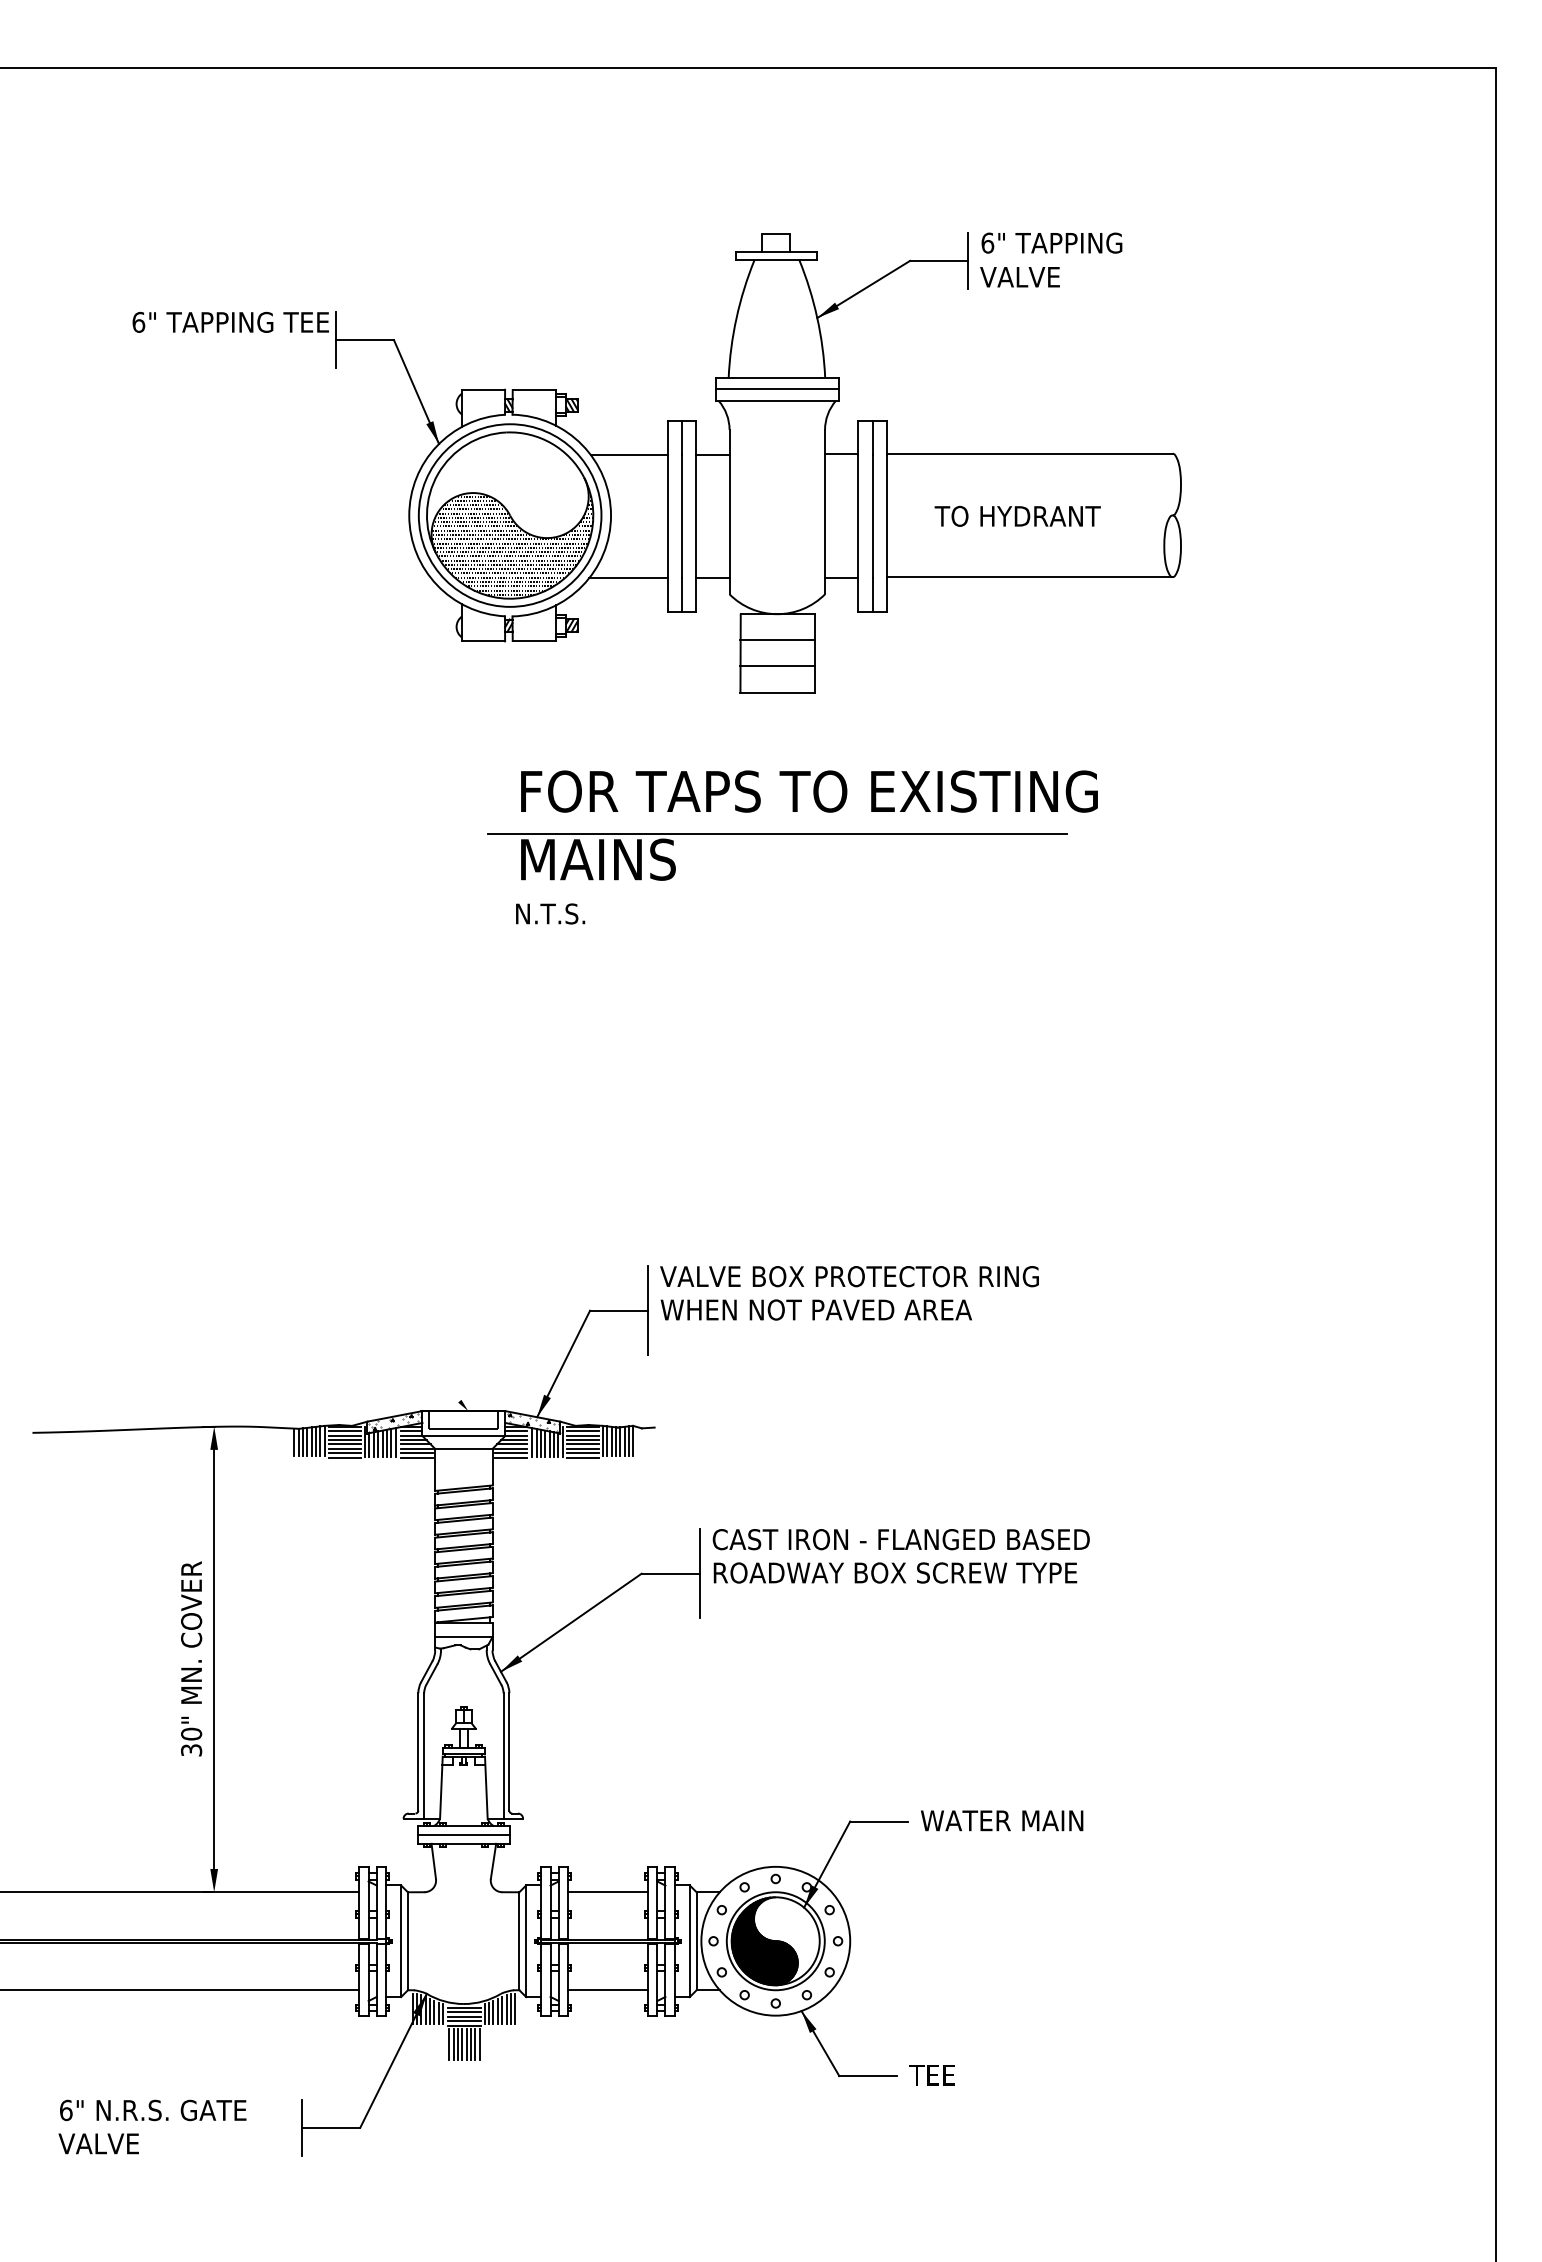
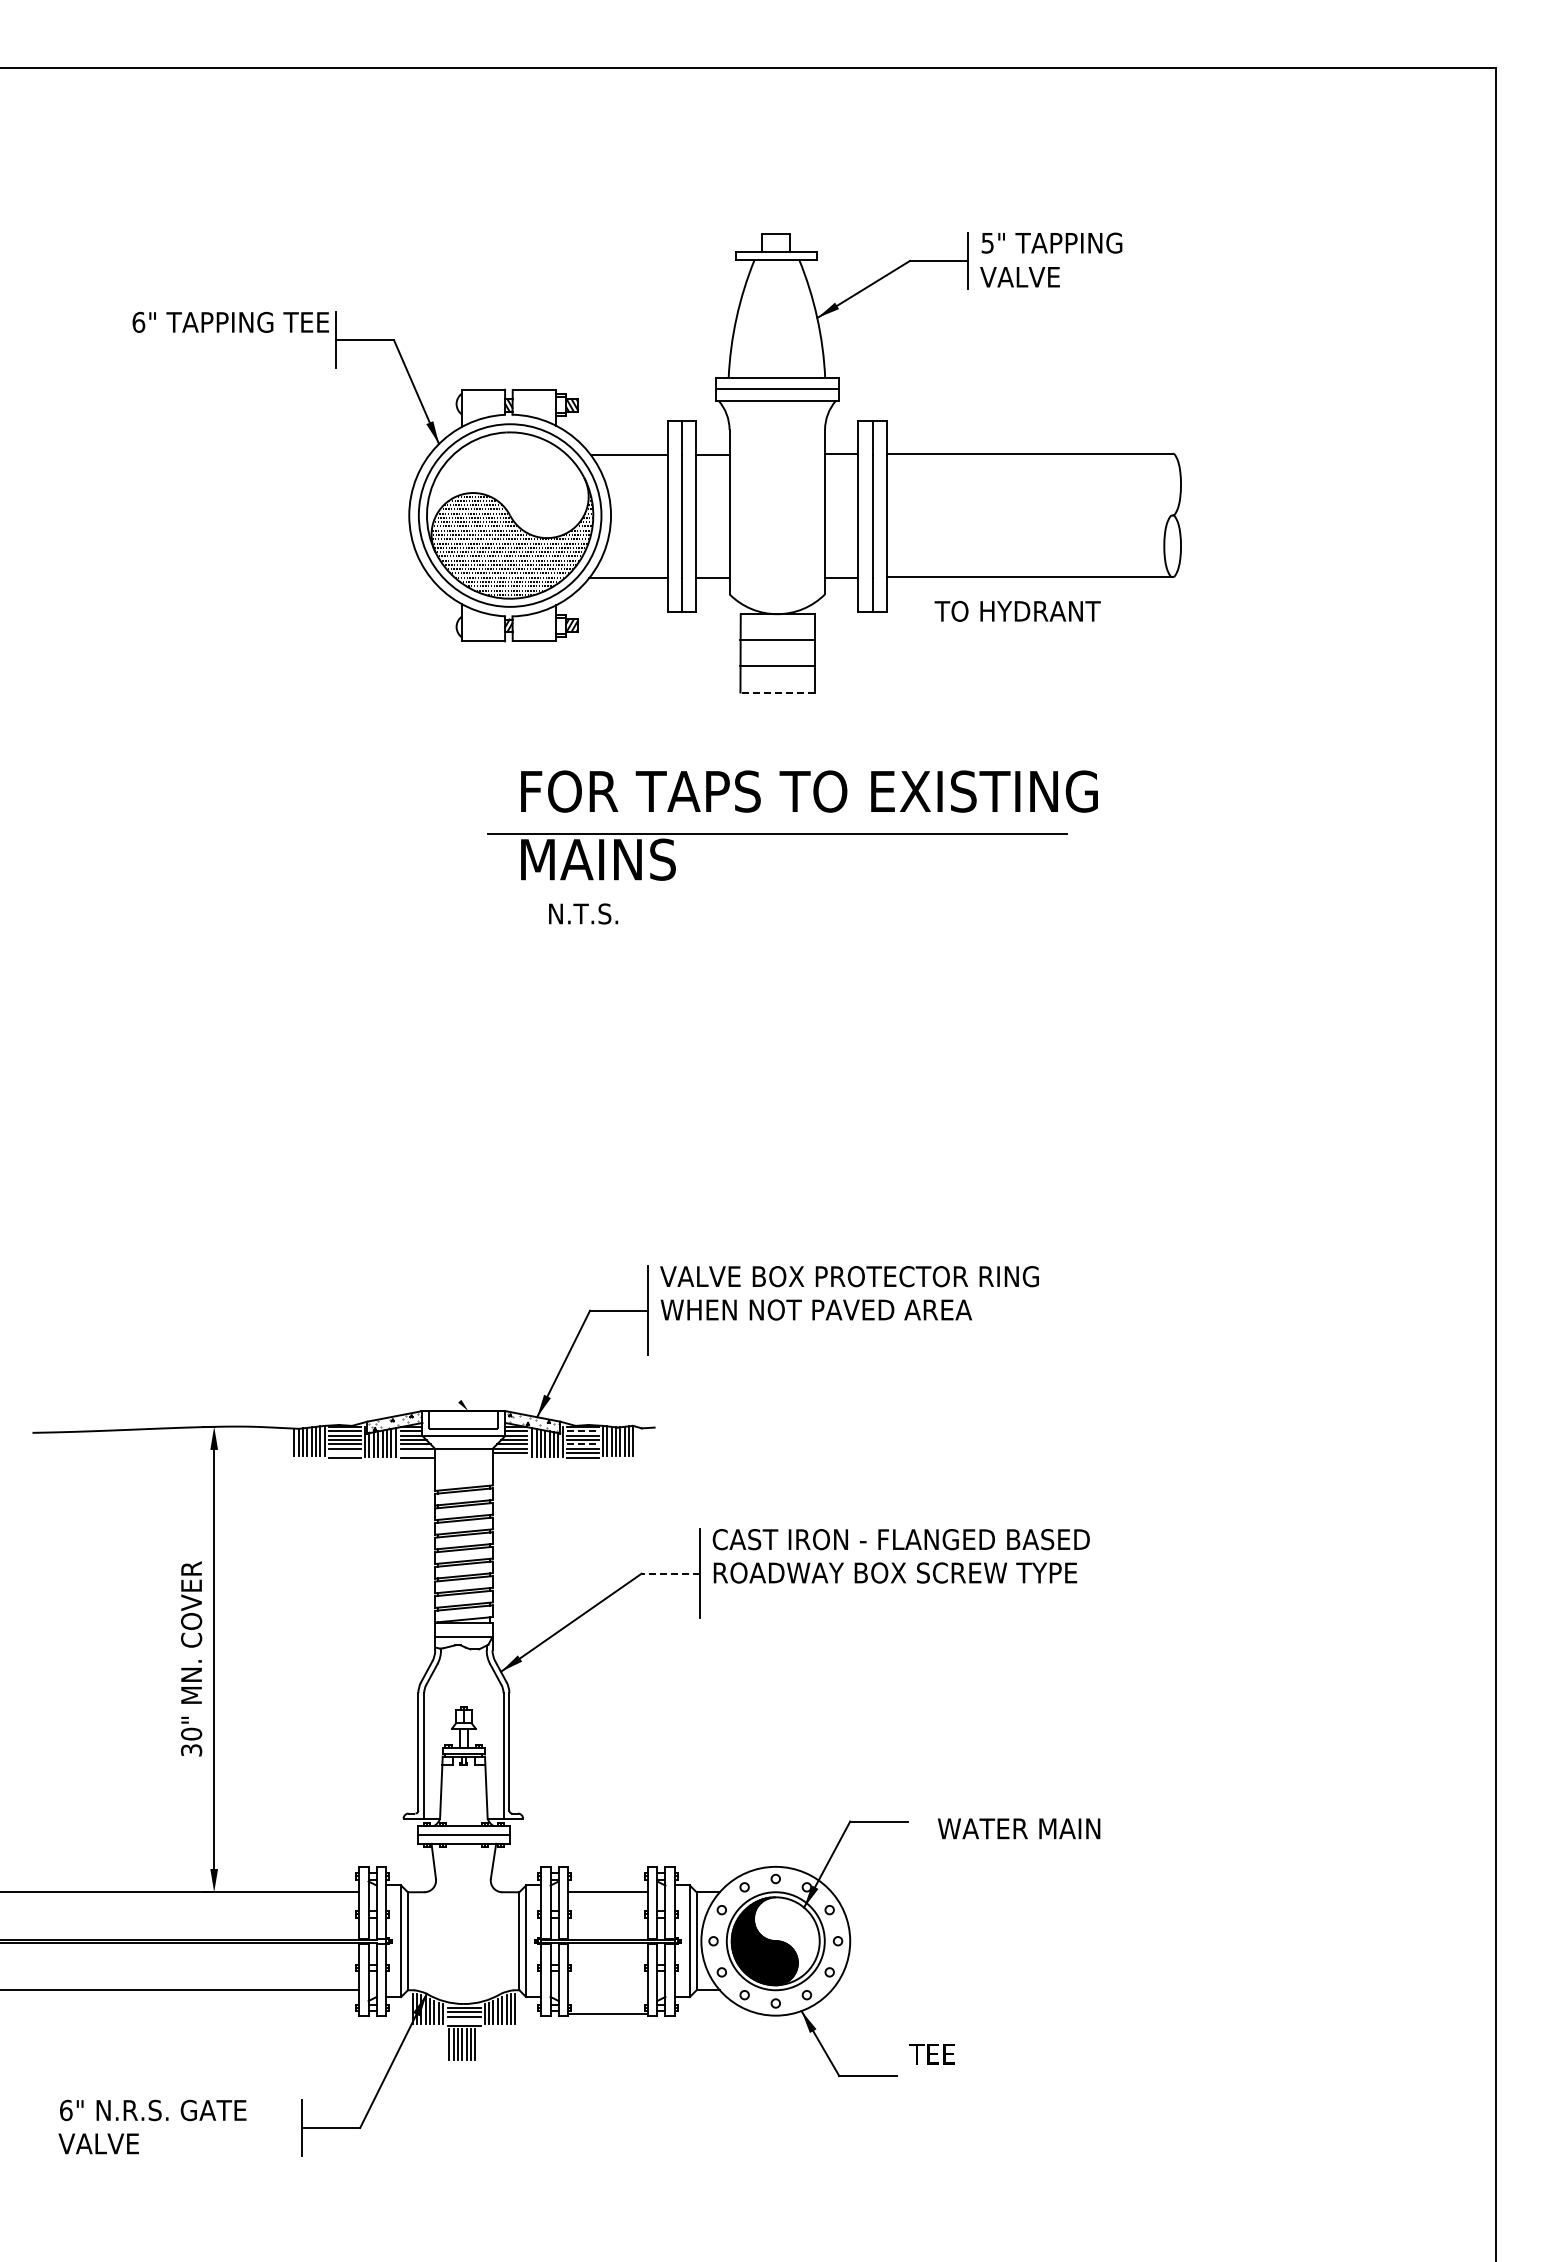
text: 6" -> 5" (987, 242)
text position: (1017, 515) -> (1017, 610) (1017, 610)
line: solid -> dashed (777, 692)
text position: (550, 913) -> (583, 913) (583, 913)
line: solid -> dashed (583, 1431)
line: solid -> dashed (583, 1444)
line: present -> none (344, 1453)
line: present -> none (416, 1453)
line: present -> none (510, 1457)
line: solid -> dashed (670, 1573)
text position: (1002, 1820) -> (1019, 1828) (1019, 1828)
line position: (607, 1990) -> (607, 2014) (607, 2014)
line: present -> none (464, 2021)
line: present -> none (479, 2044)
text position: (931, 2075) -> (931, 2054) (931, 2054)
